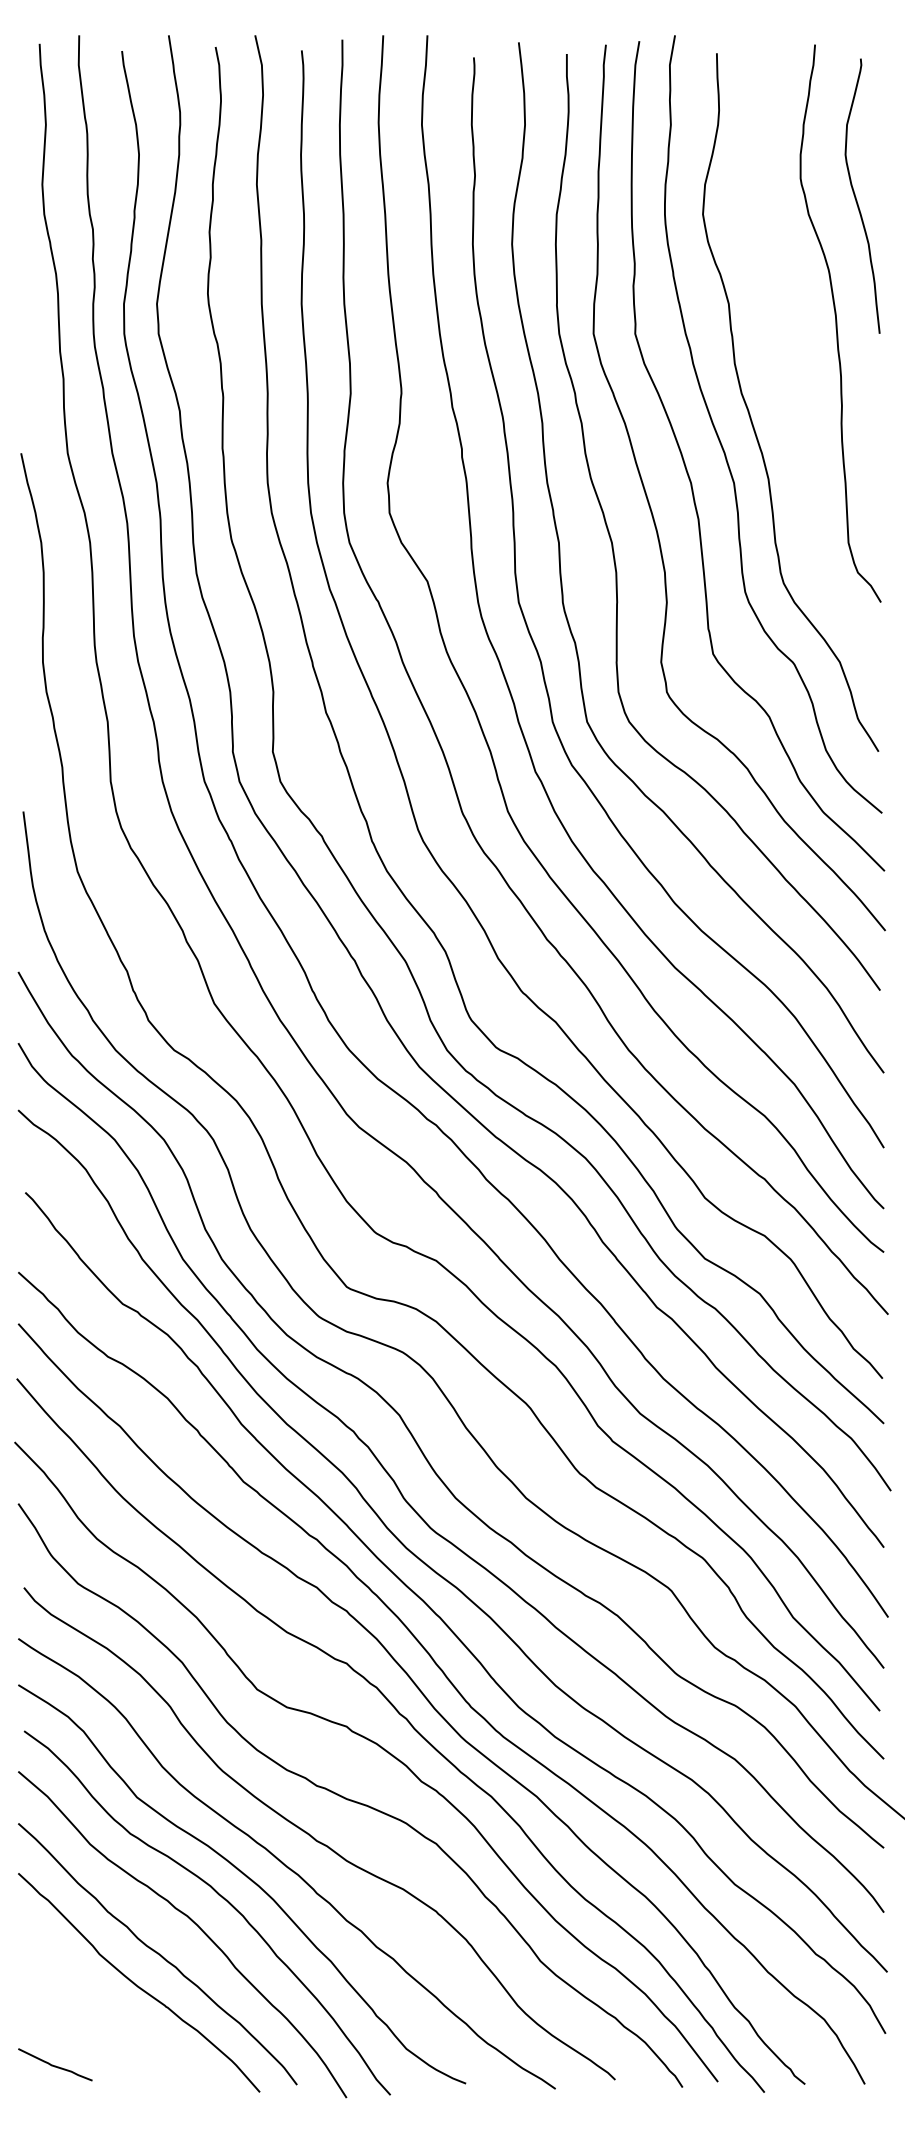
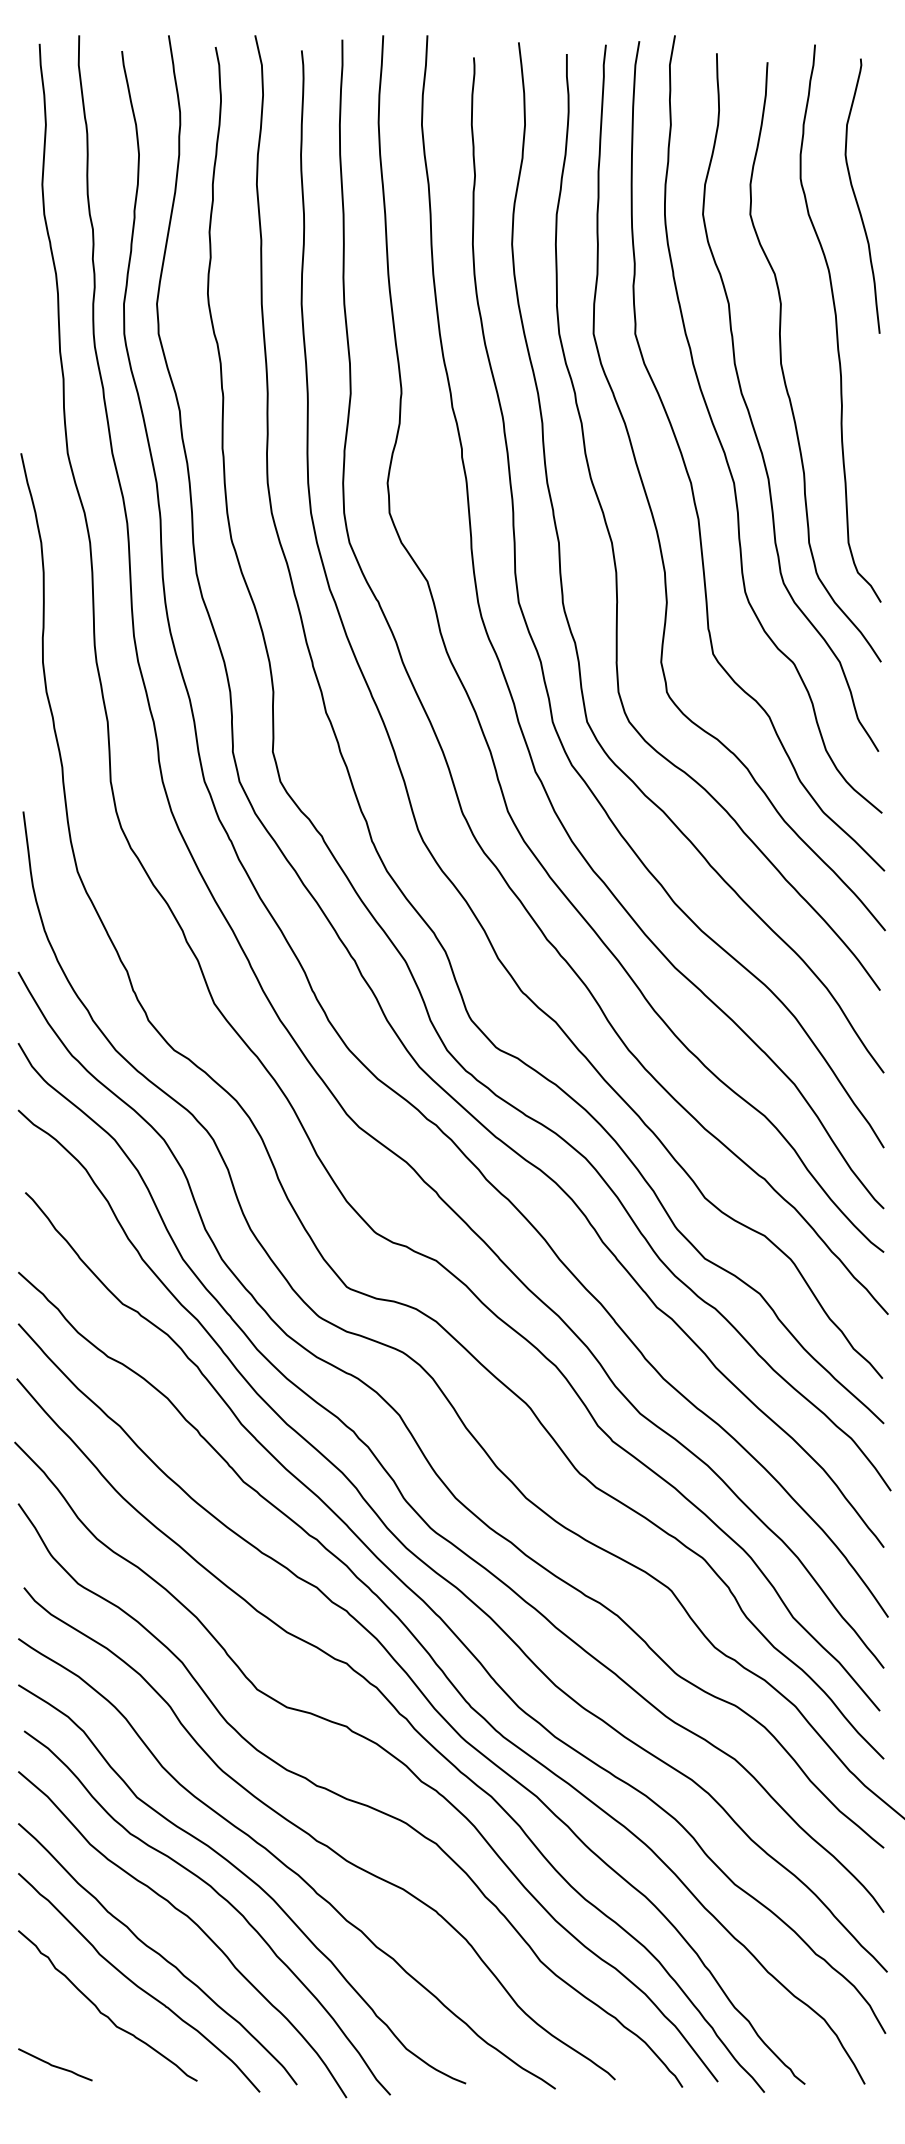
curve: none -> present (783, 369)
curve: none -> present (100, 2010)
